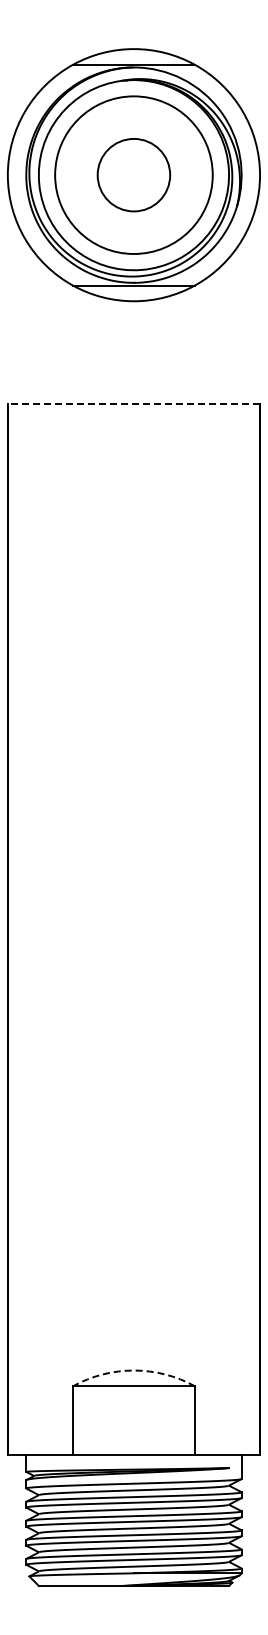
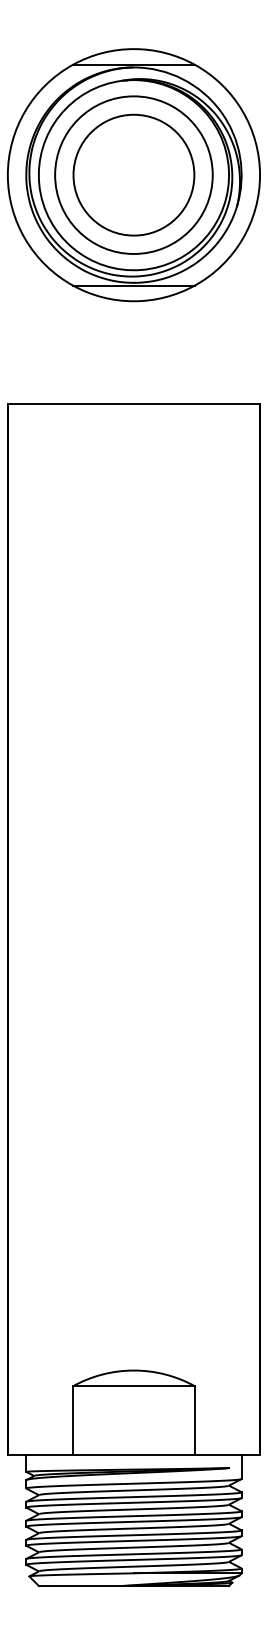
circle diameter: 73 px -> 121 px (133, 174)
line: dashed -> solid (133, 403)
arc: dashed -> solid (134, 1370)
